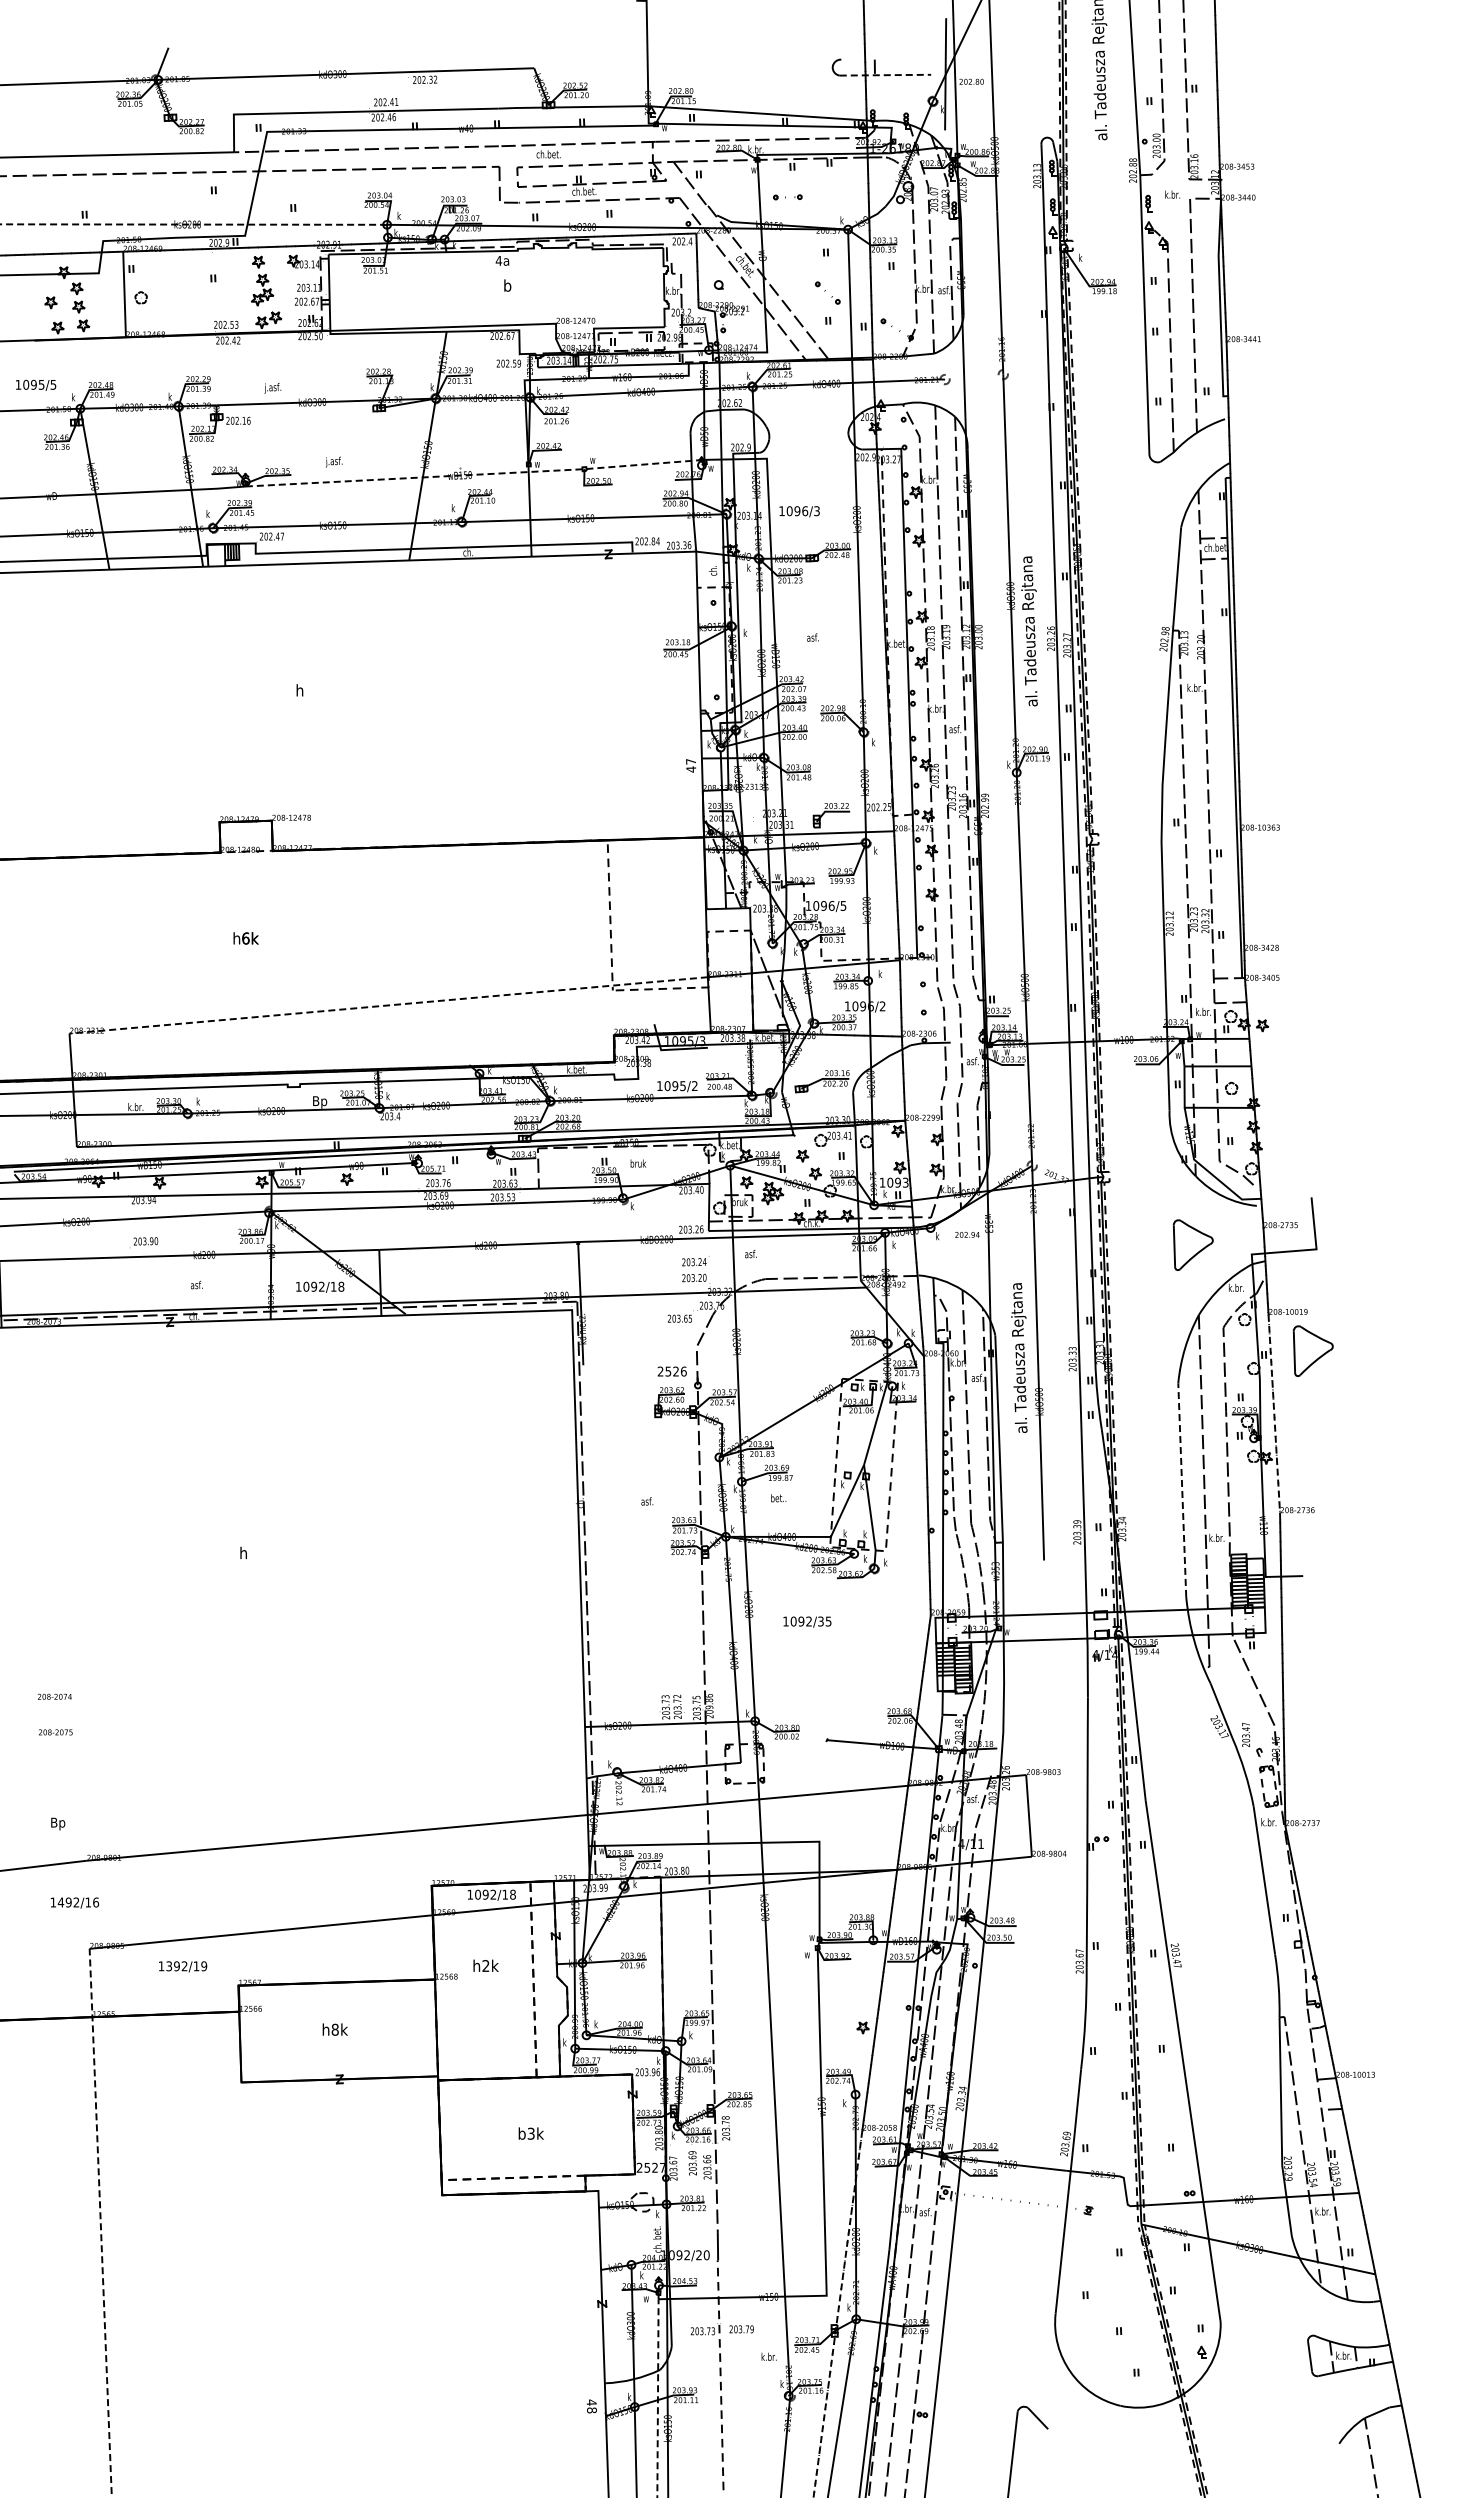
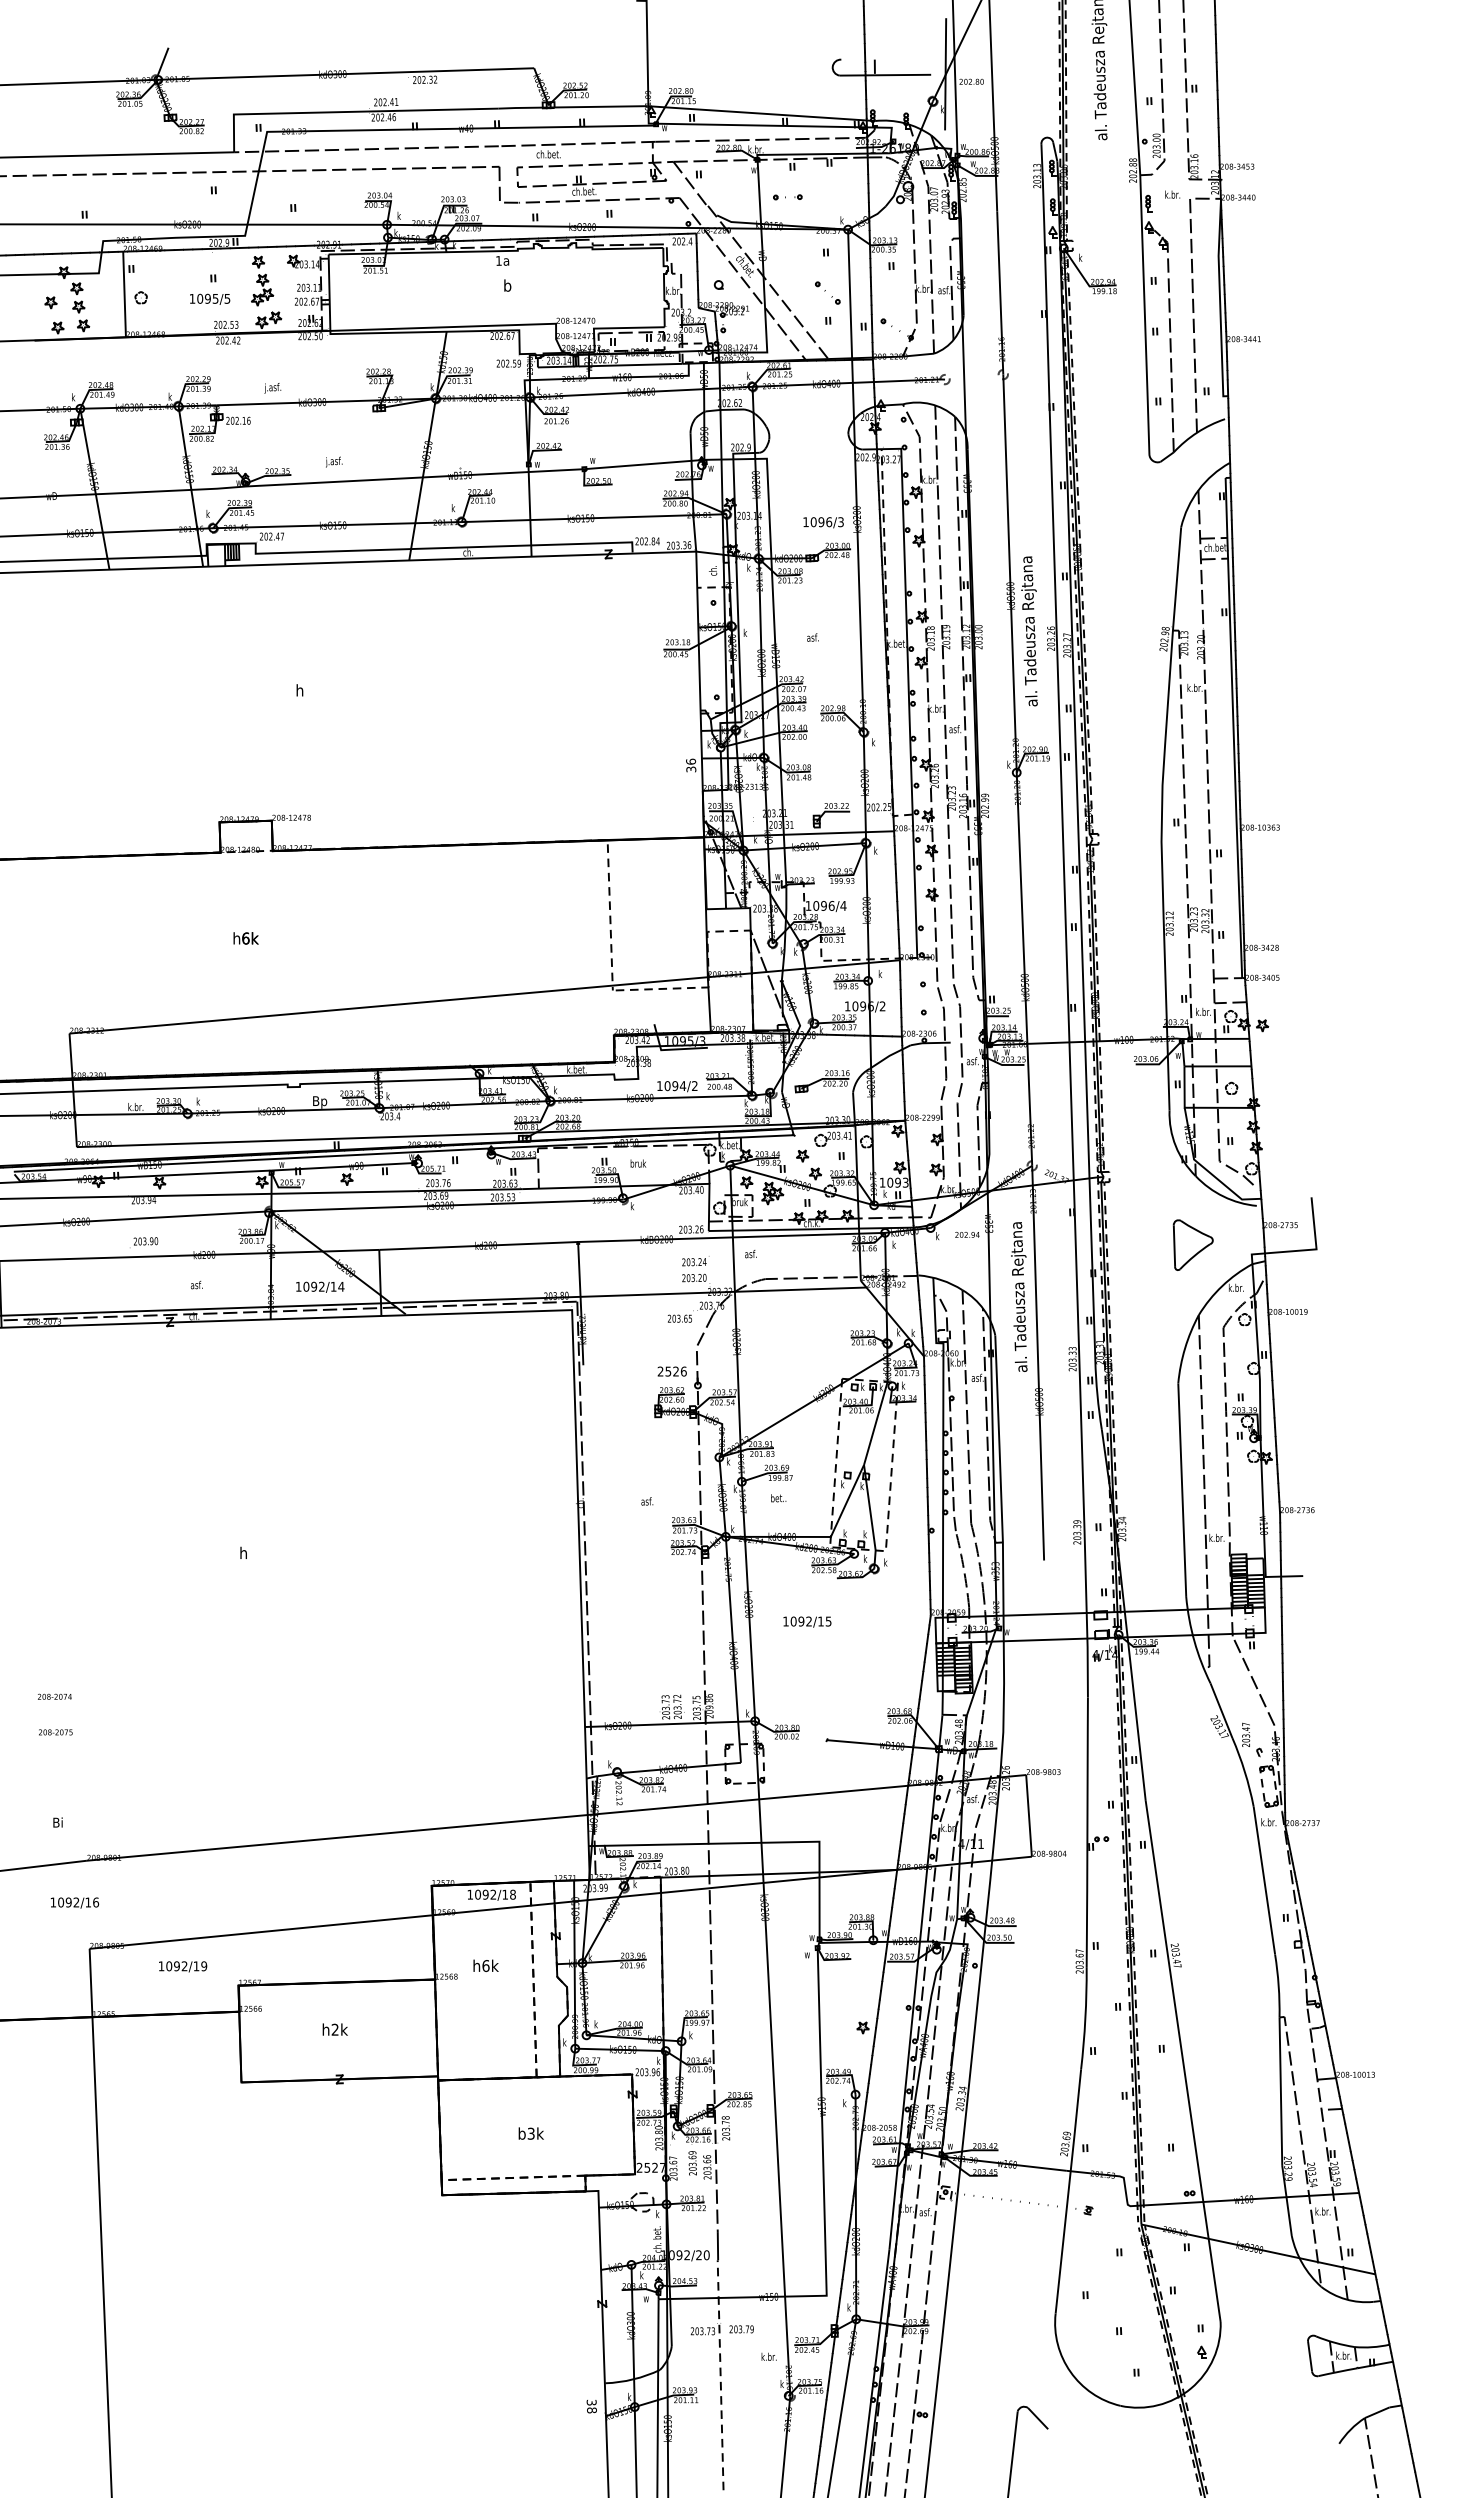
line: dashed -> solid (885, 75)
line: dashed -> solid (194, 224)
text: 4a -> 1a (498, 260)
text position: (36, 384) -> (210, 298) (210, 298)
line: dashed -> solid (475, 474)
text position: (799, 511) -> (823, 522) (823, 522)
text: 47 -> 36 (691, 765)
text: 1096/5 -> 1096/4 (843, 905)
line: dashed -> solid (388, 1005)
text: 1095/2 -> 1094/2 (682, 1086)
text: 1092/18 -> 1092/14 (341, 1286)
part: present -> none (1312, 1350)
text position: (1019, 1357) -> (1019, 1296) (1019, 1296)
line: dashed -> solid (1274, 1414)
line: dashed -> solid (1182, 1490)
text: 1092/35 -> 1092/15 (820, 1621)
text: Bp -> Bi (58, 1823)
text: 1492/16 -> 1092/16 (60, 1902)
text: 1392/19 -> 1092/19 (169, 1966)
text: h2k -> h6k (485, 1966)
text: h8k -> h2k (334, 2029)
line: dashed -> solid (100, 2221)
line: dashed -> solid (837, 2314)
line: dashed -> solid (657, 2397)
text: 48 -> 38 (591, 2402)
